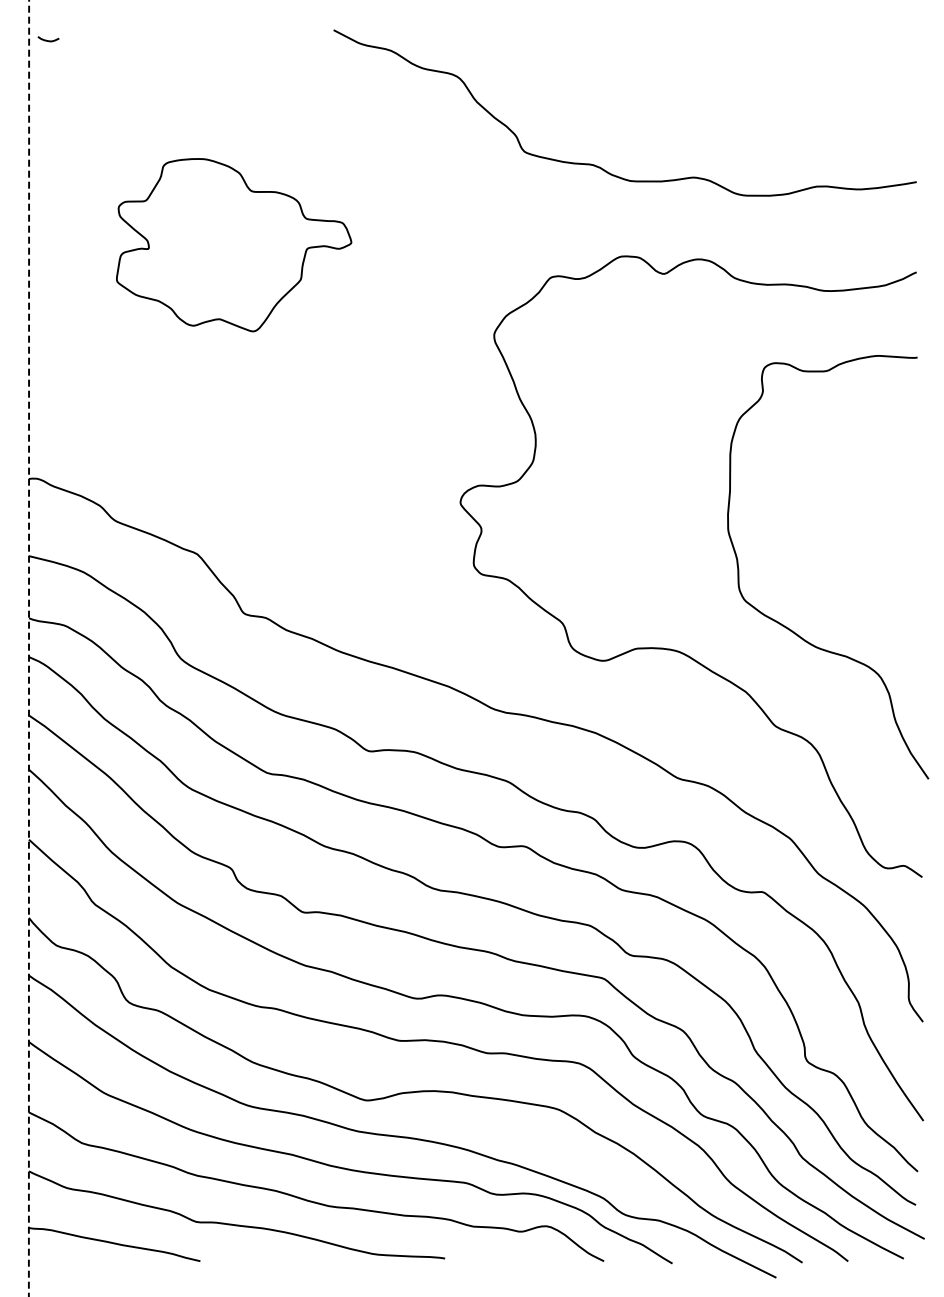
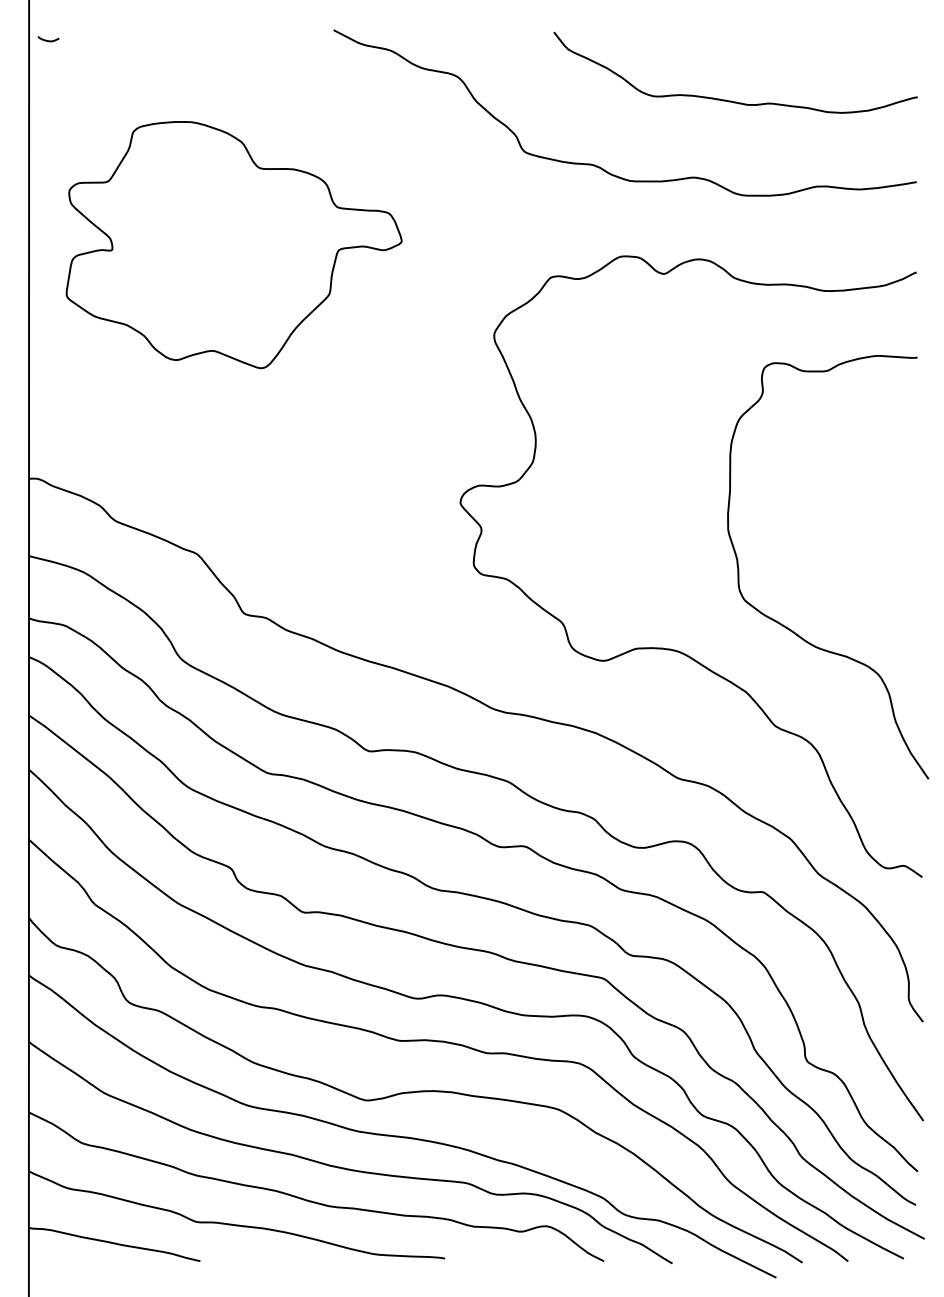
curve: none -> present (731, 100)
part size: 237x175 px -> 338x249 px (233, 245)
line: dashed -> solid (29, 648)
